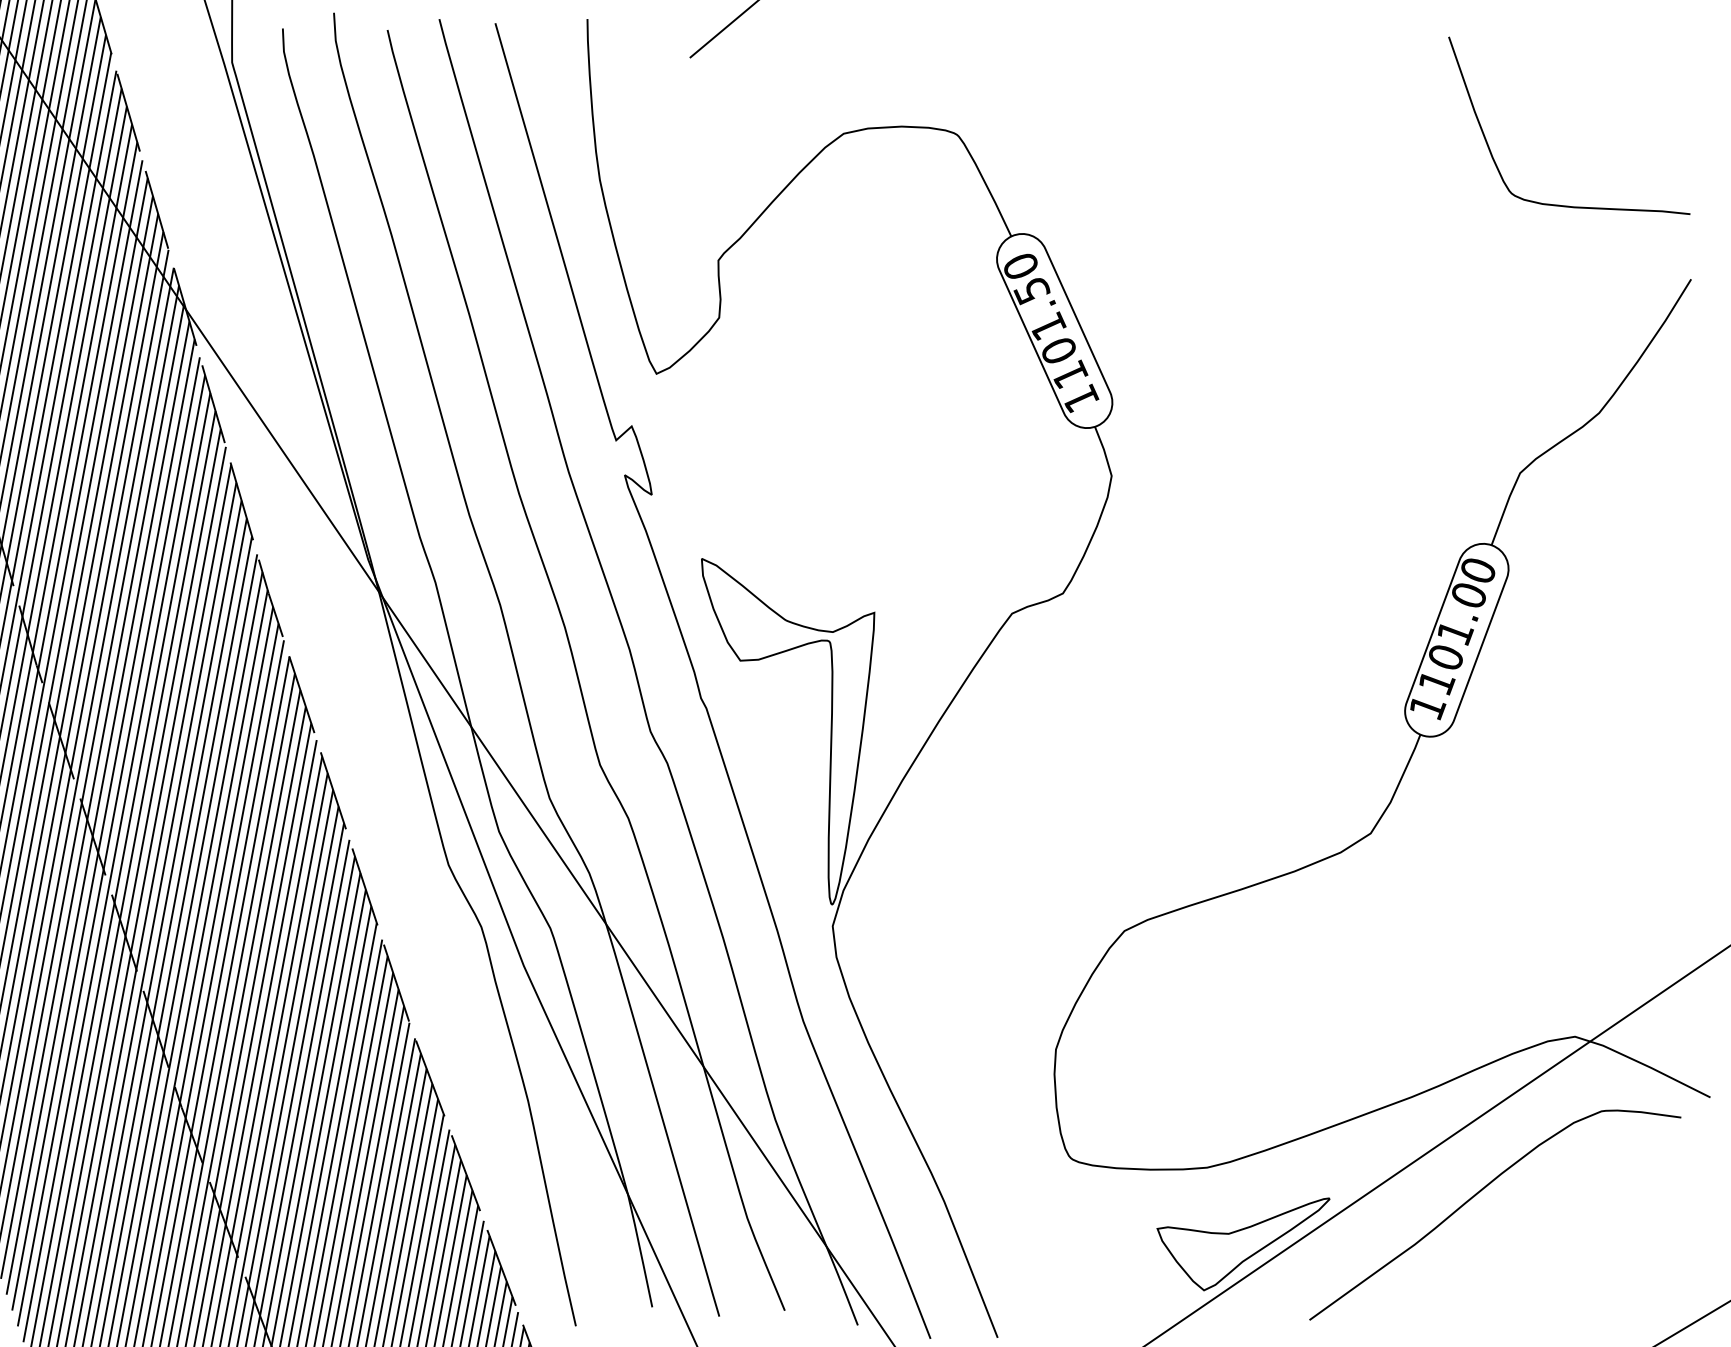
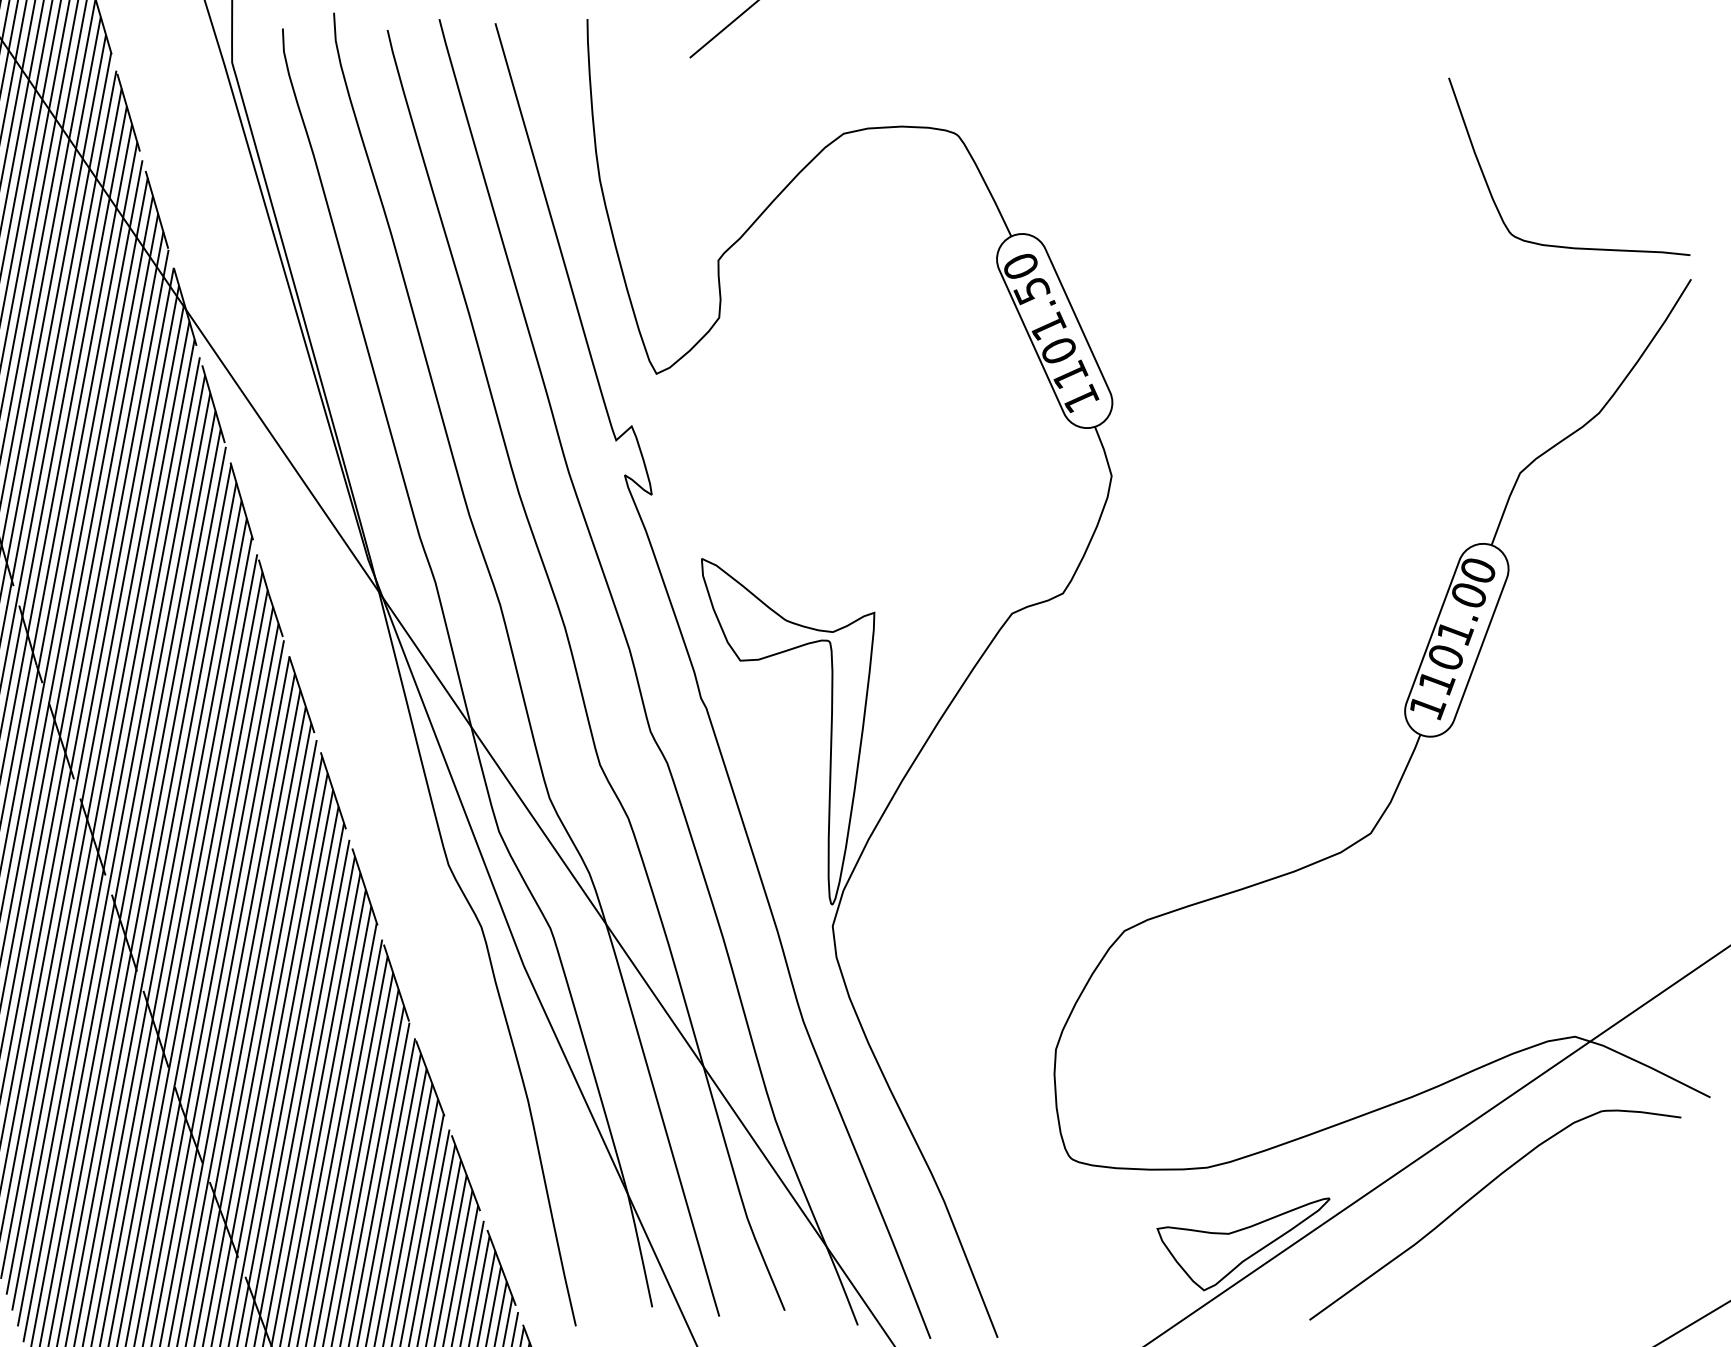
curve position: (1559, 204) -> (1559, 245) (1559, 245)
